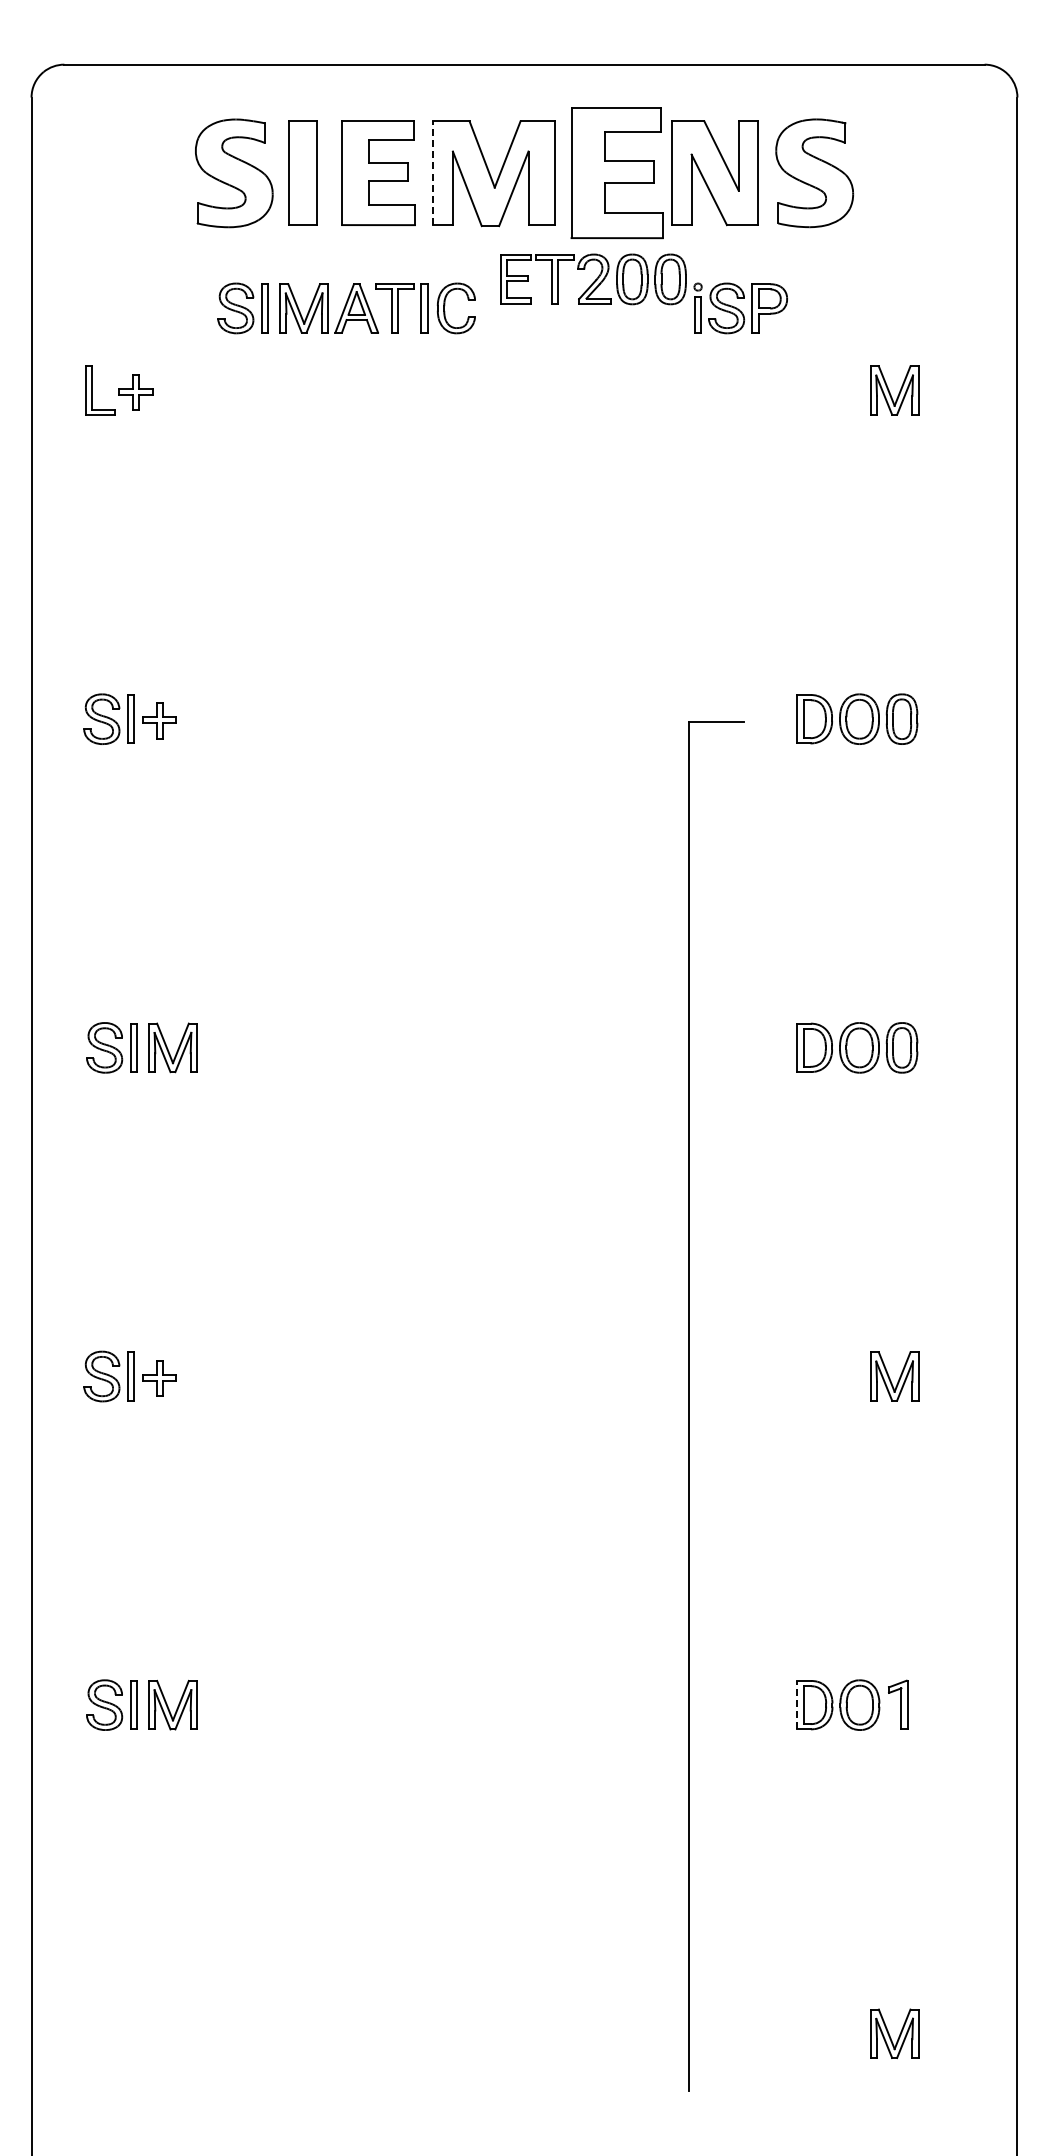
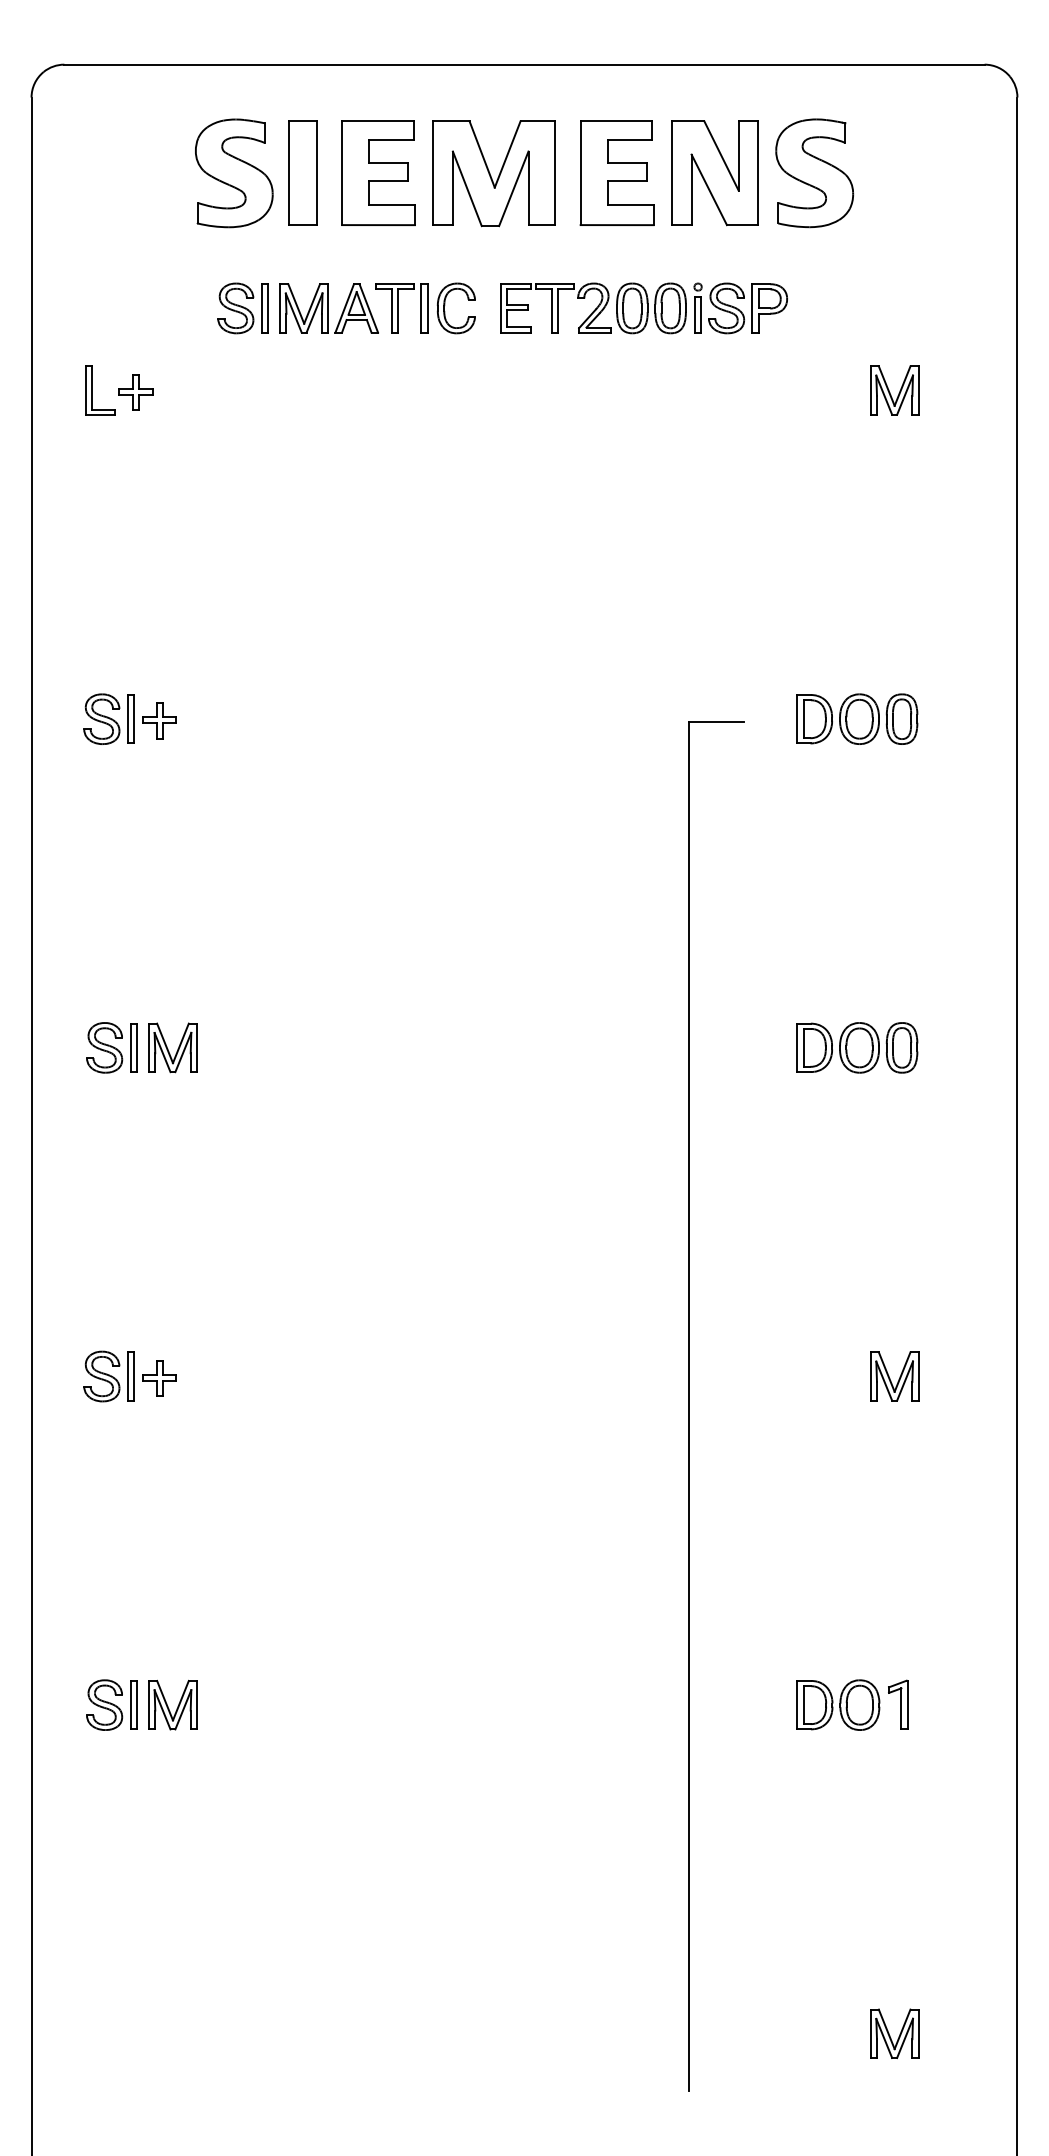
line: dashed -> solid (433, 173)
part size: 94x133 px -> 76x106 px (616, 172)
part position: (593, 279) -> (593, 308) (593, 308)
line: dashed -> solid (797, 1704)
